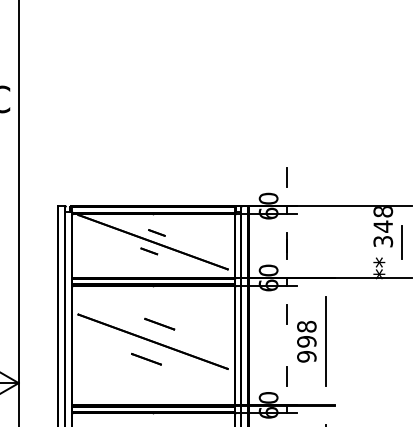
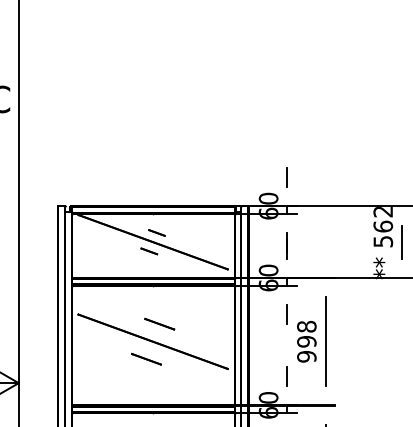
text: 348 -> 562 (383, 226)
